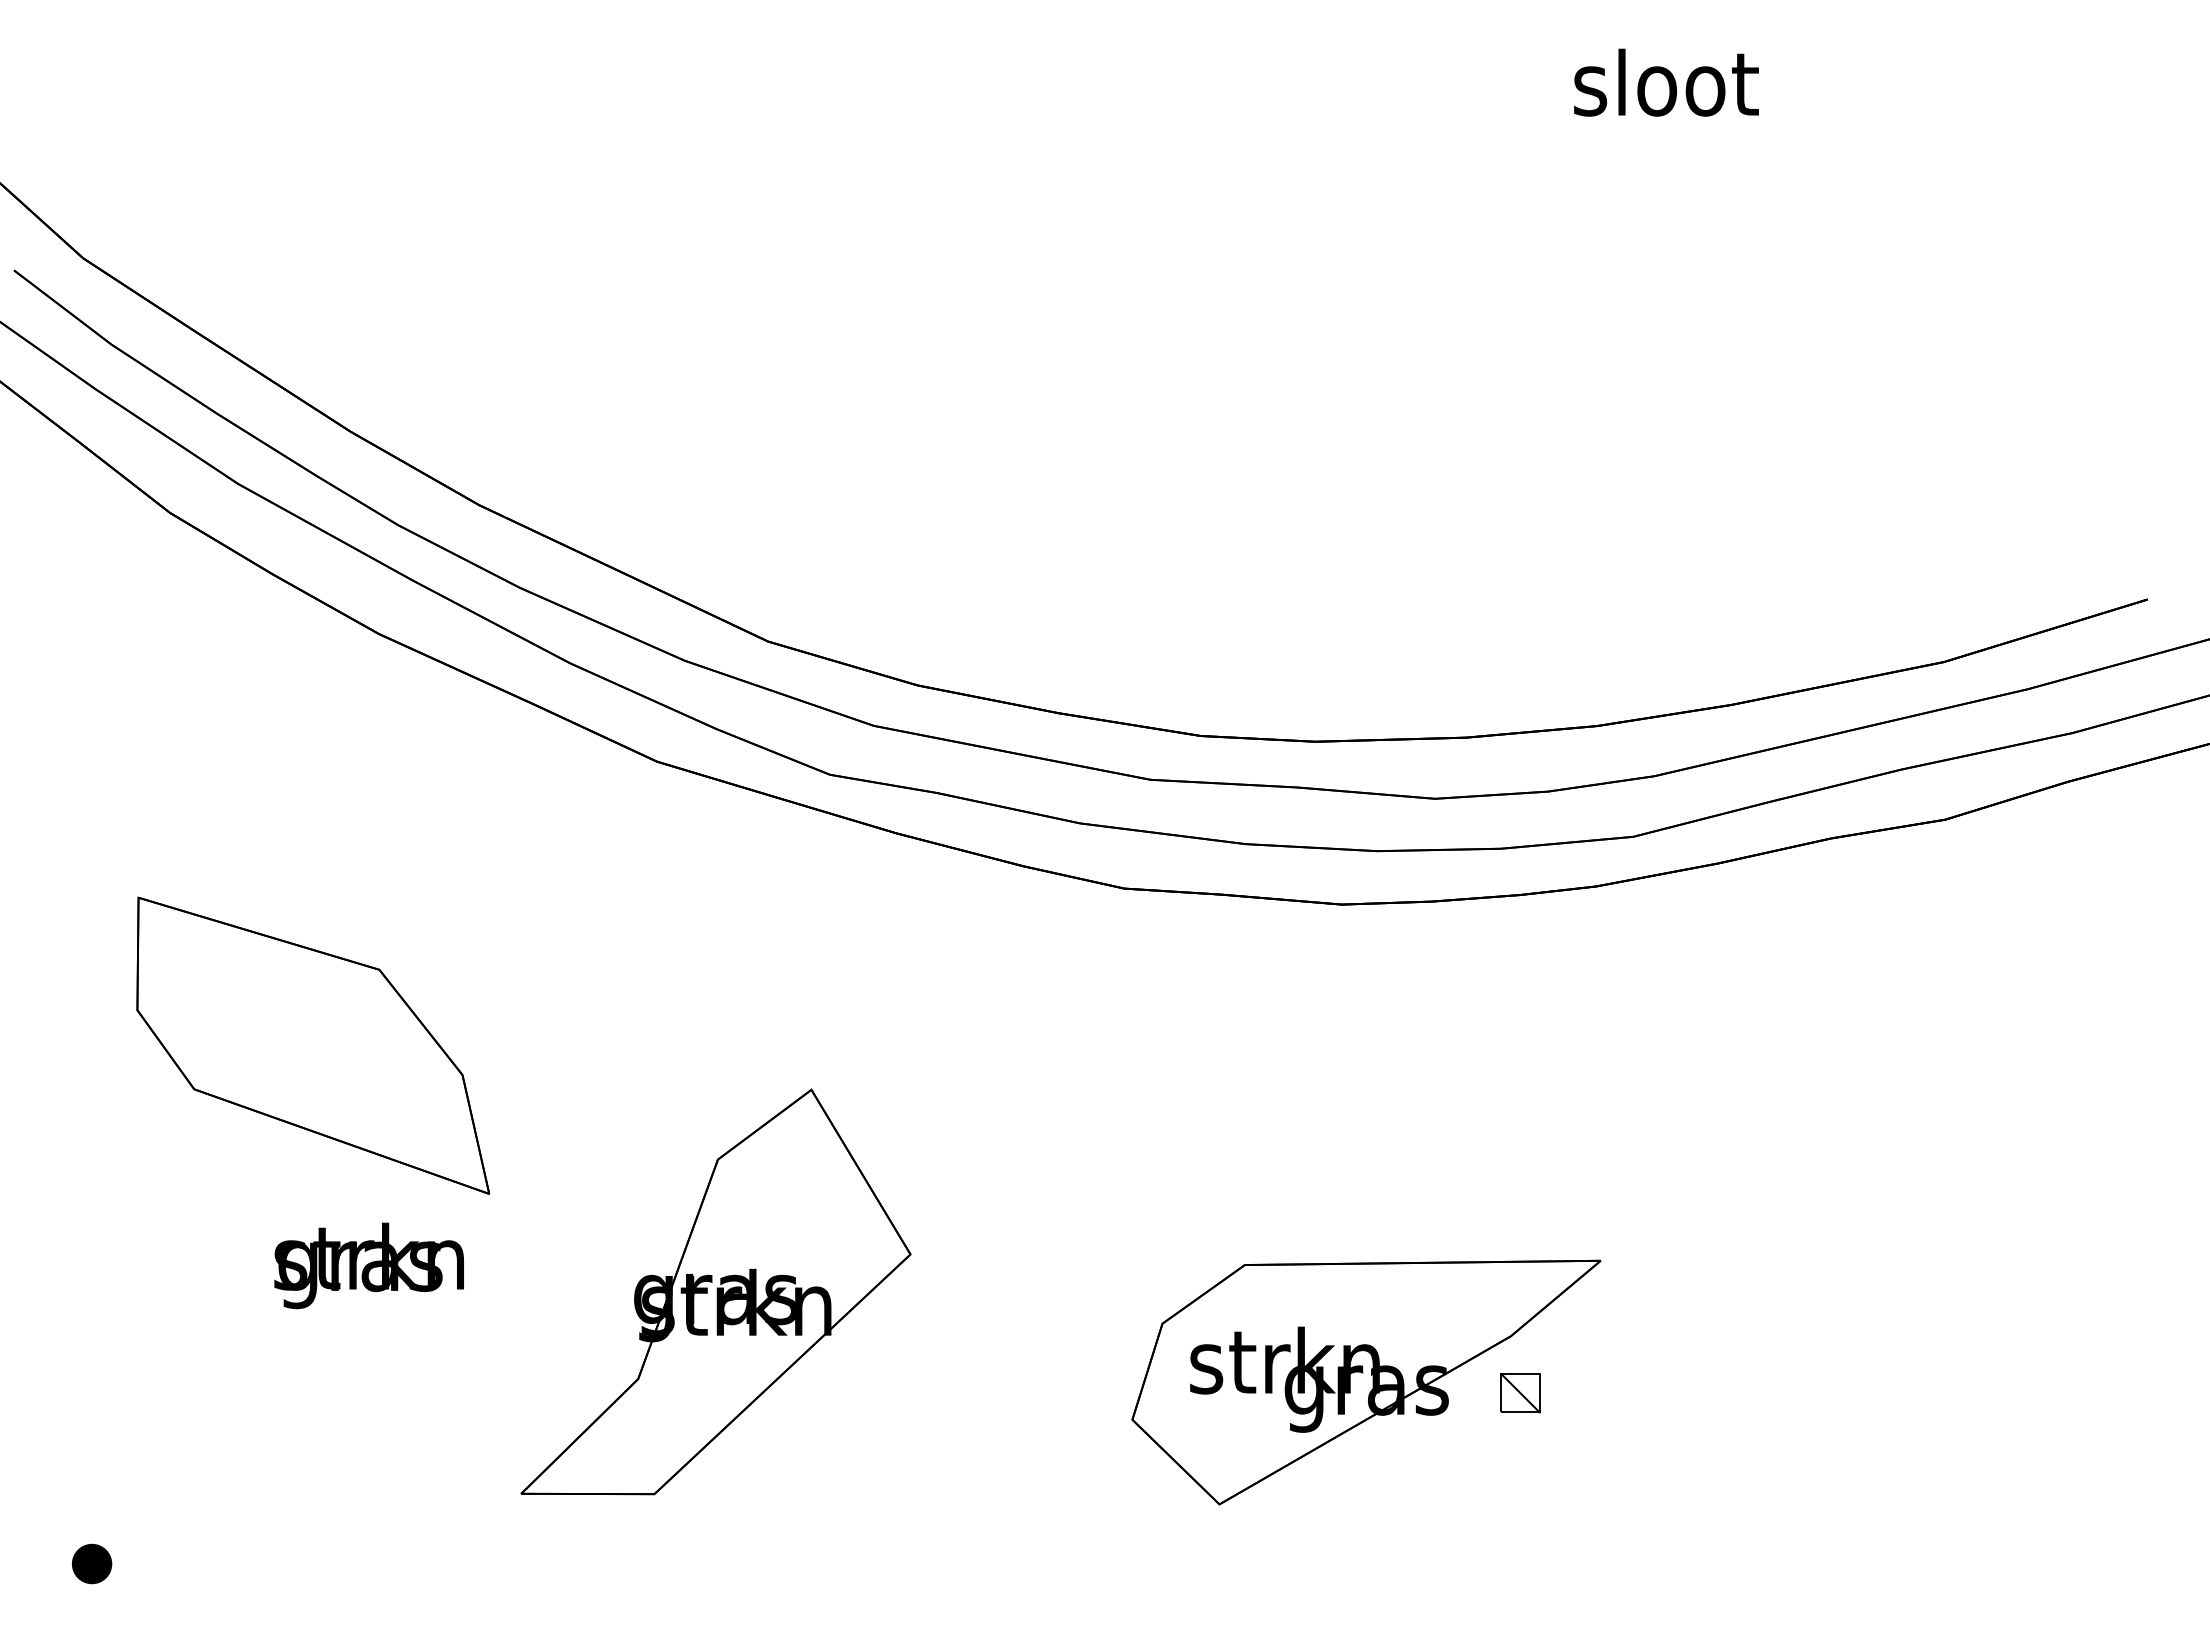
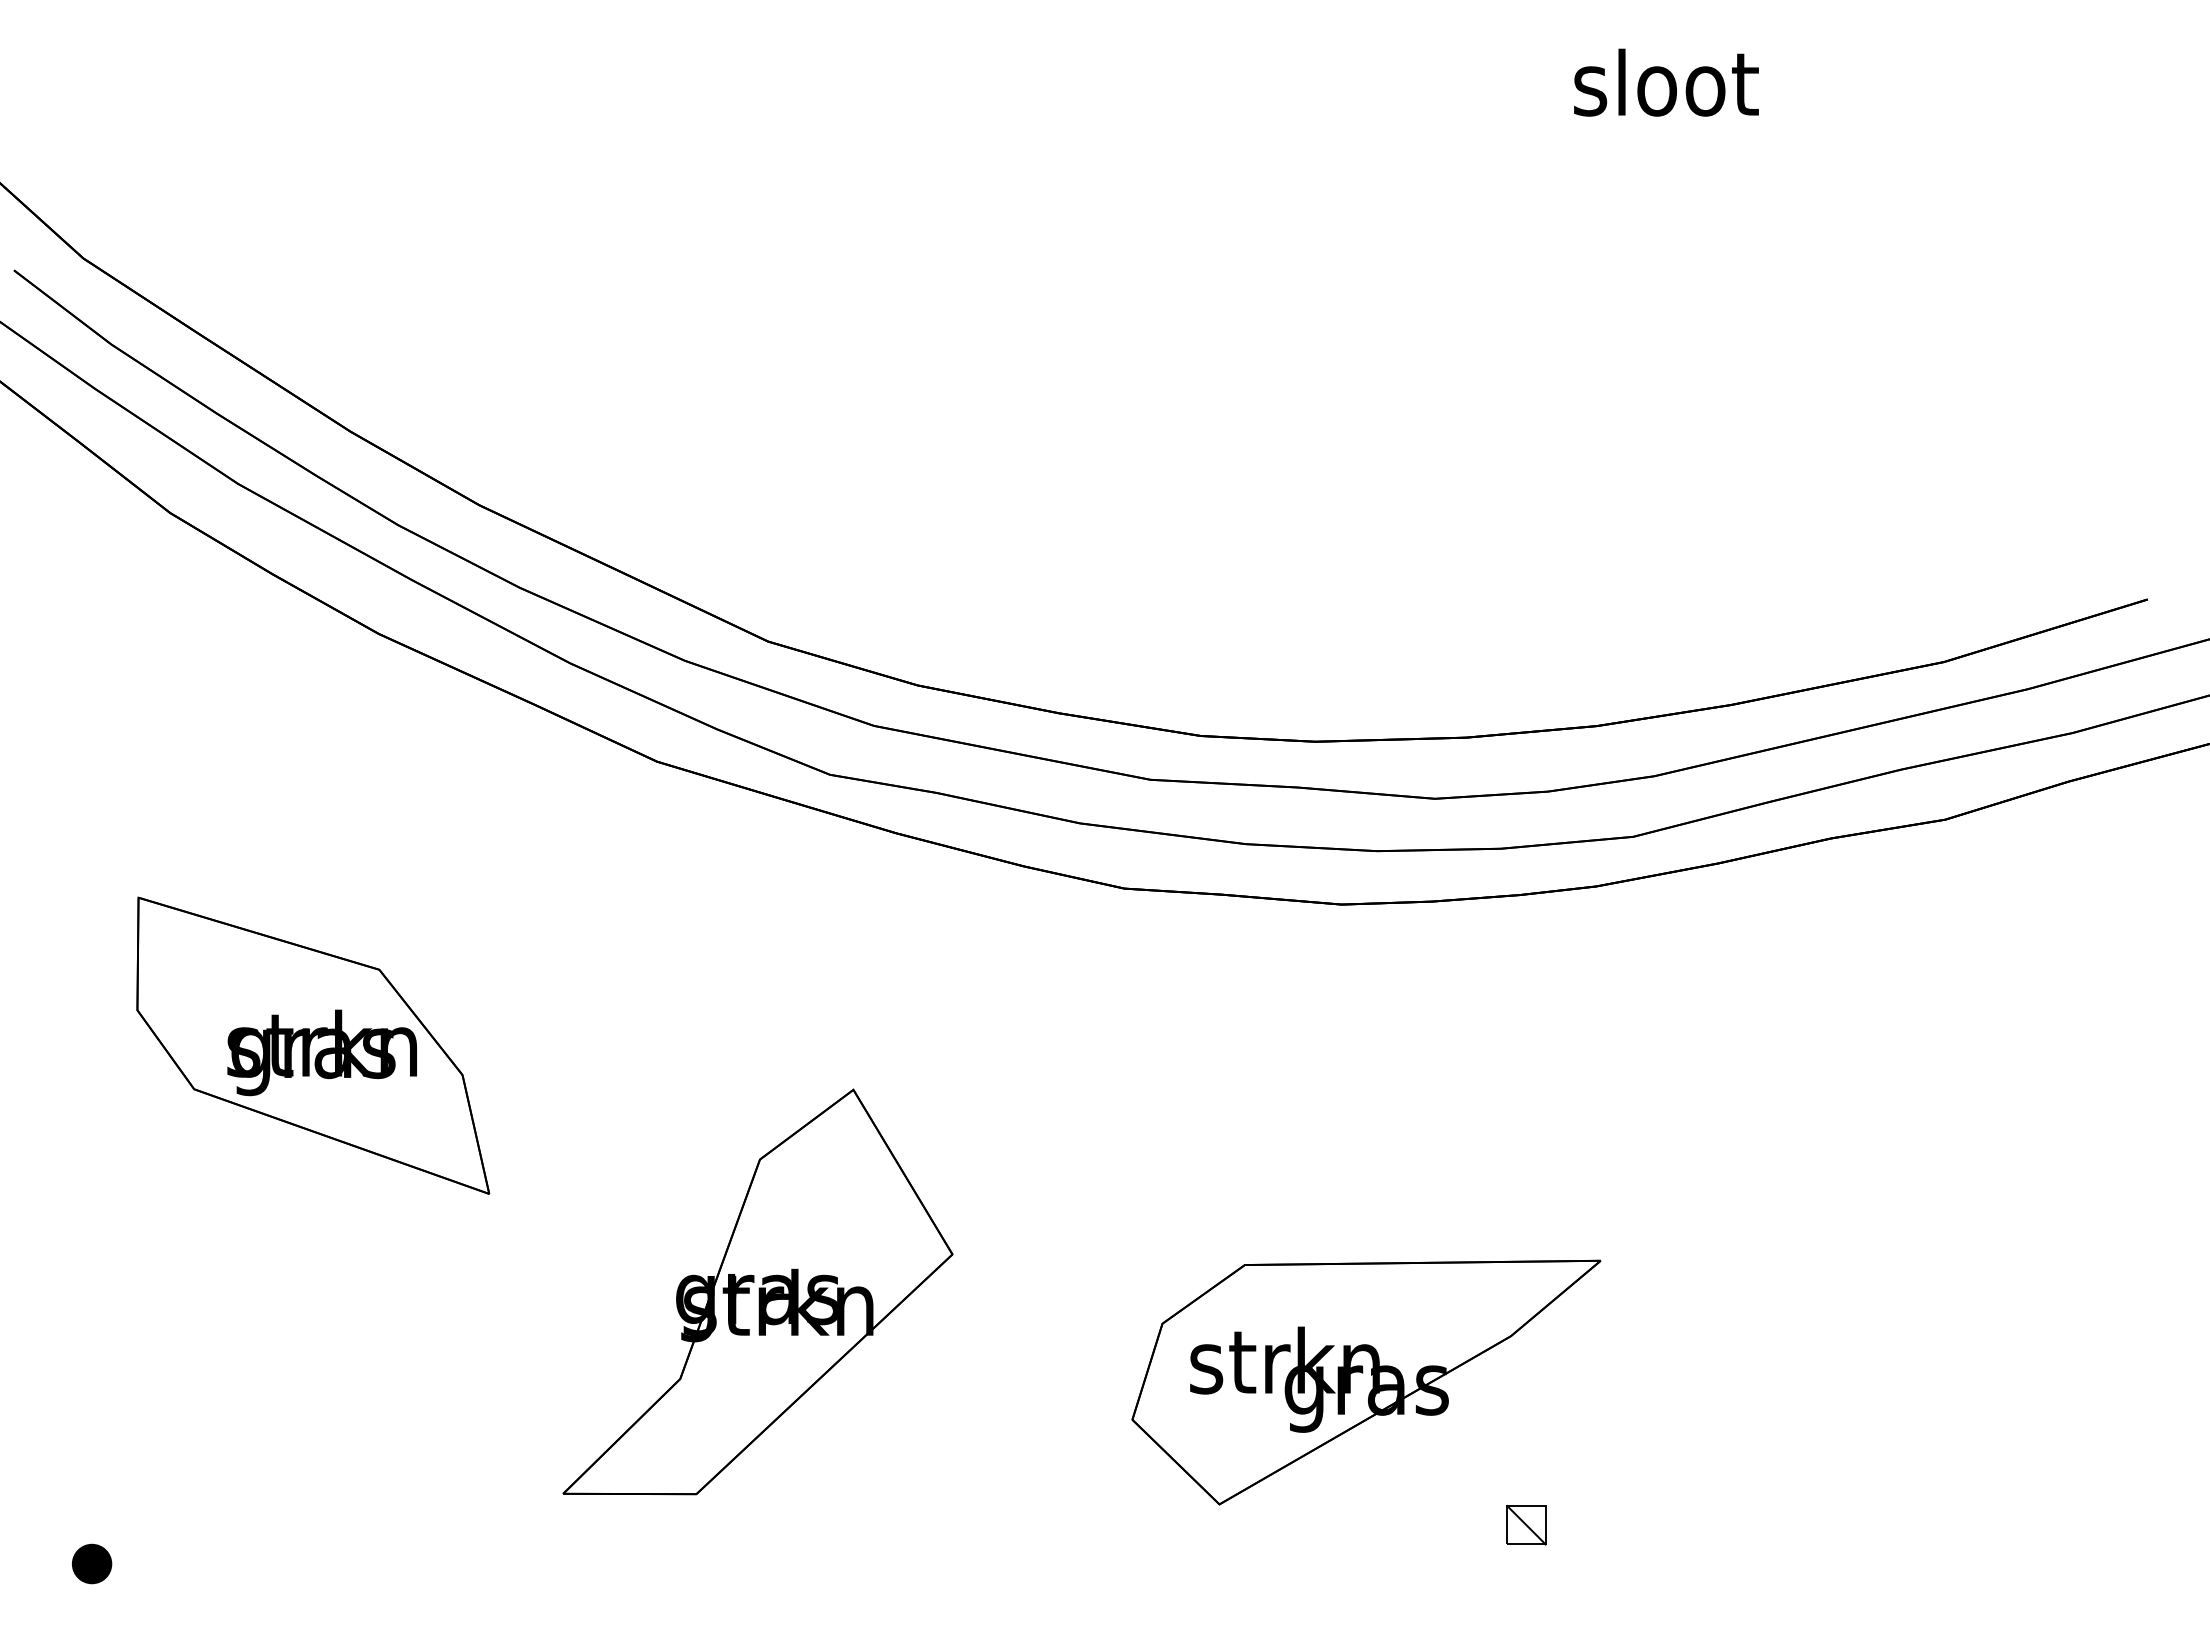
text position: (368, 1265) -> (321, 1052) (321, 1052)
part position: (715, 1291) -> (757, 1291) (757, 1291)
part position: (1520, 1393) -> (1526, 1525) (1526, 1525)
